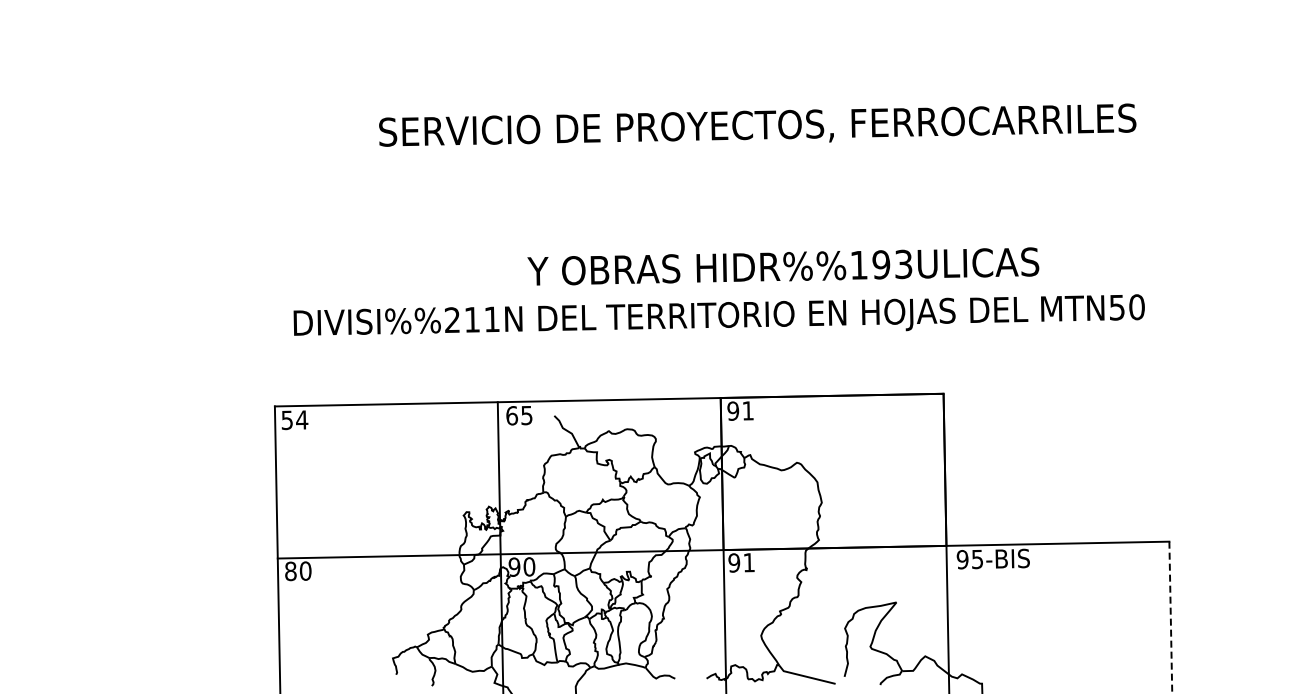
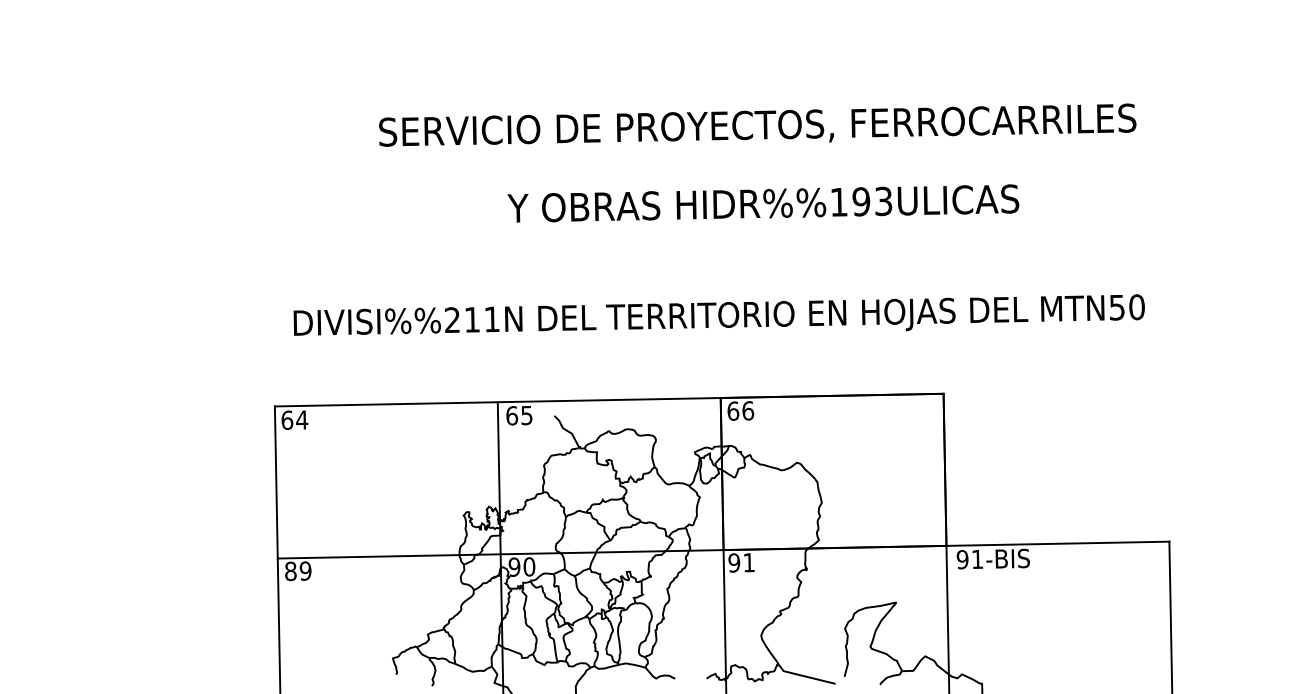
text position: (783, 266) -> (763, 203) (763, 203)
text: 91 -> 66 (740, 410)
text: 54 -> 64 (287, 420)
text: 95-BIS -> 91-BIS (977, 559)
text: 80 -> 89 (305, 570)
line: dashed -> solid (1170, 617)
